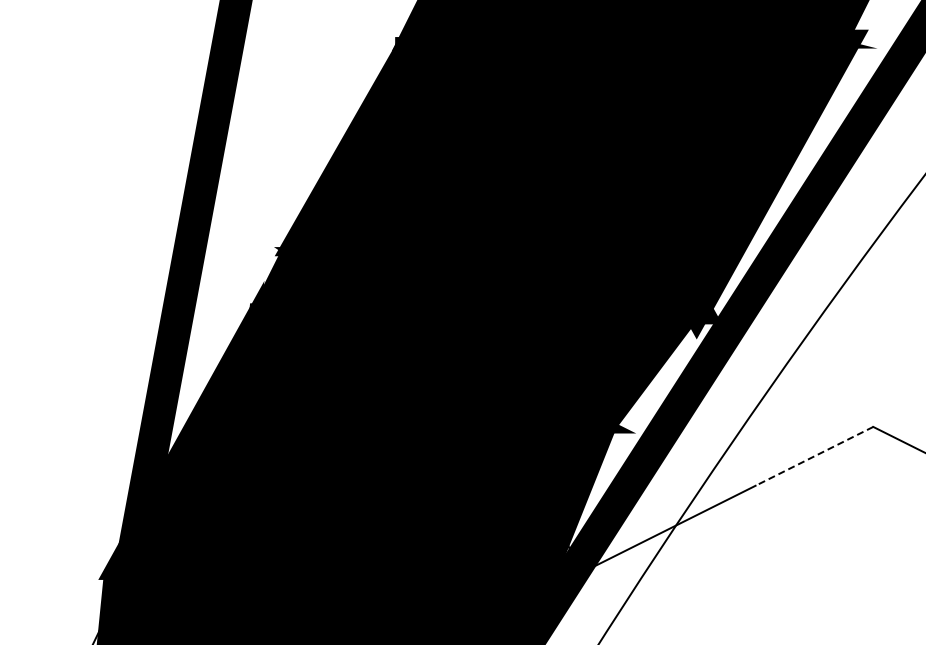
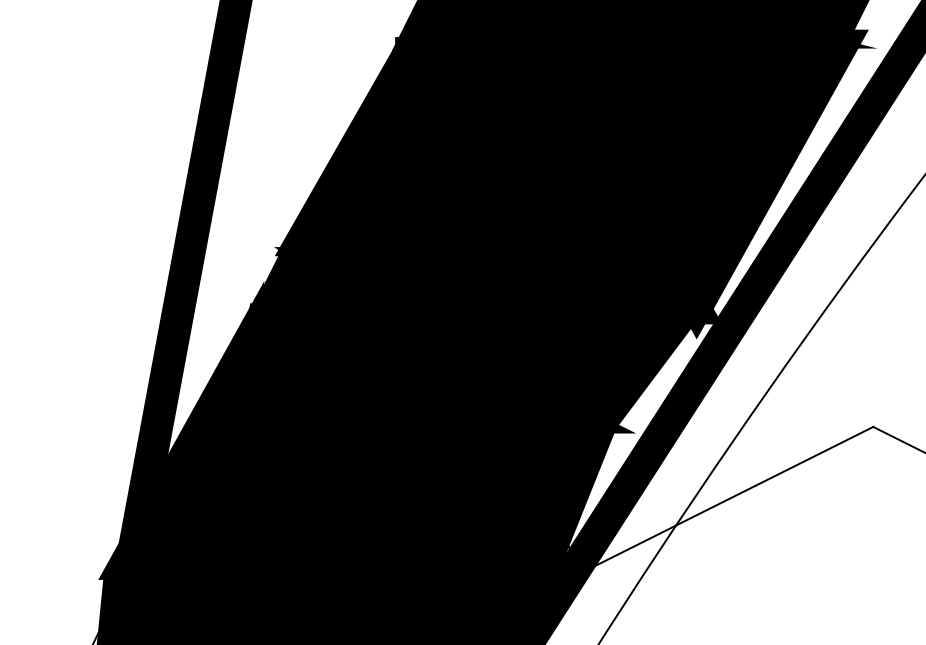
line: dashed -> solid (814, 456)
